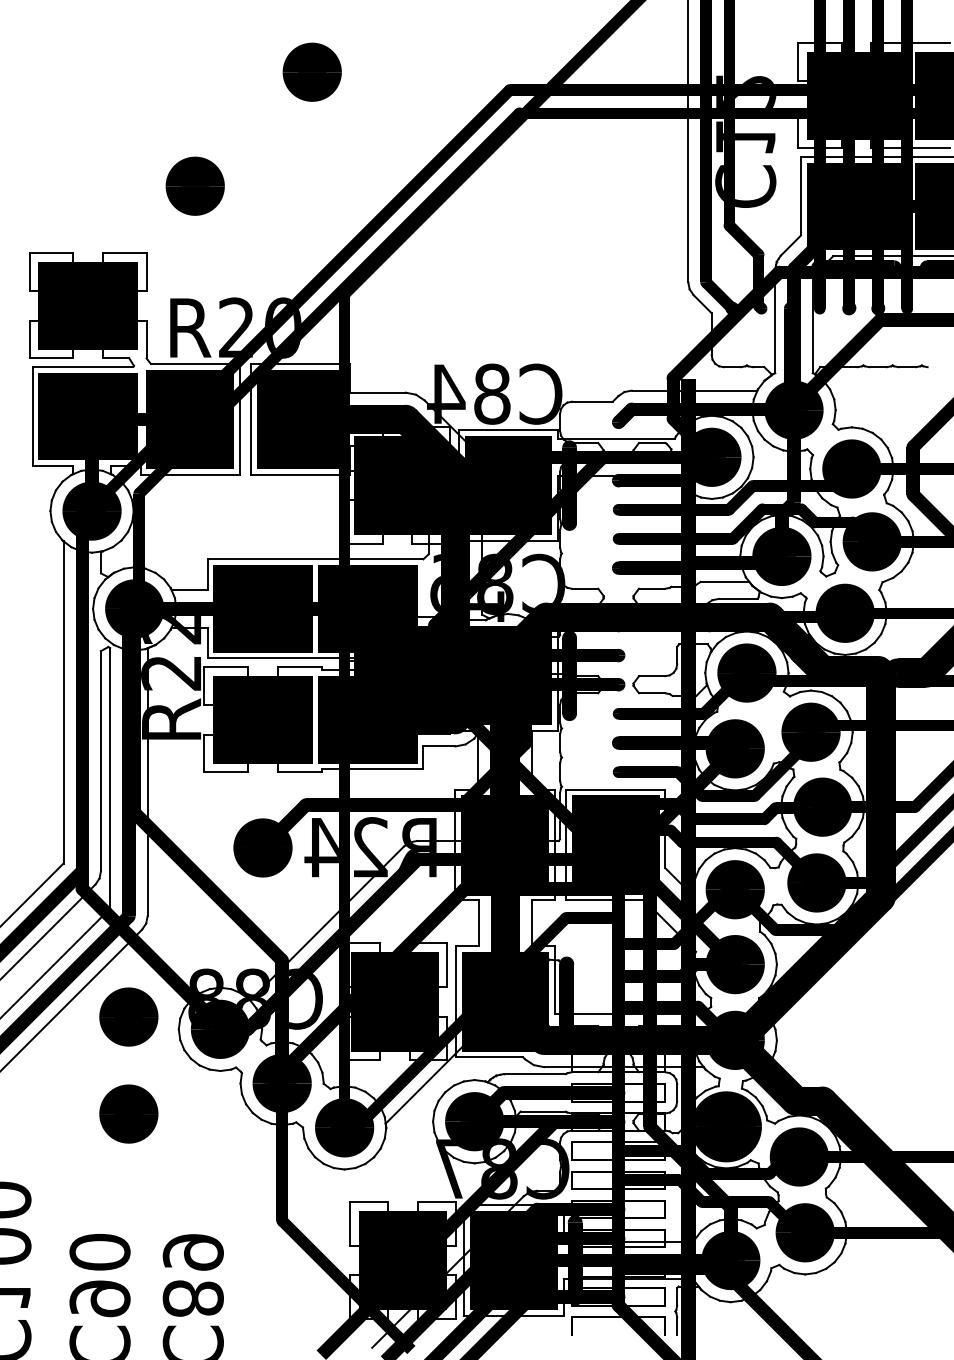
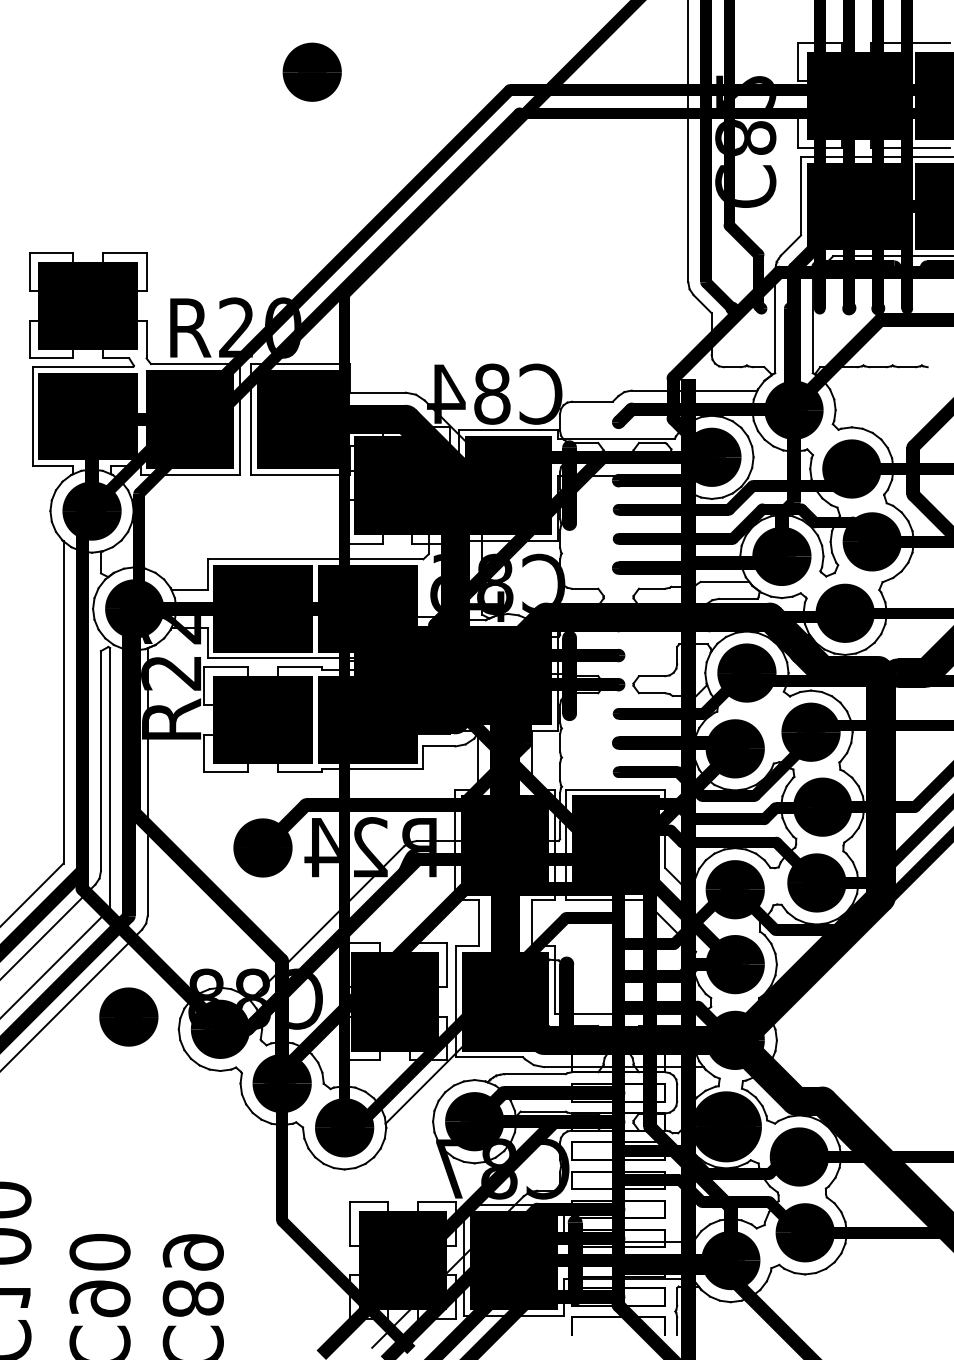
text: C12 -> C82 (745, 138)
part: present -> none (194, 185)
part: present -> none (128, 1113)
